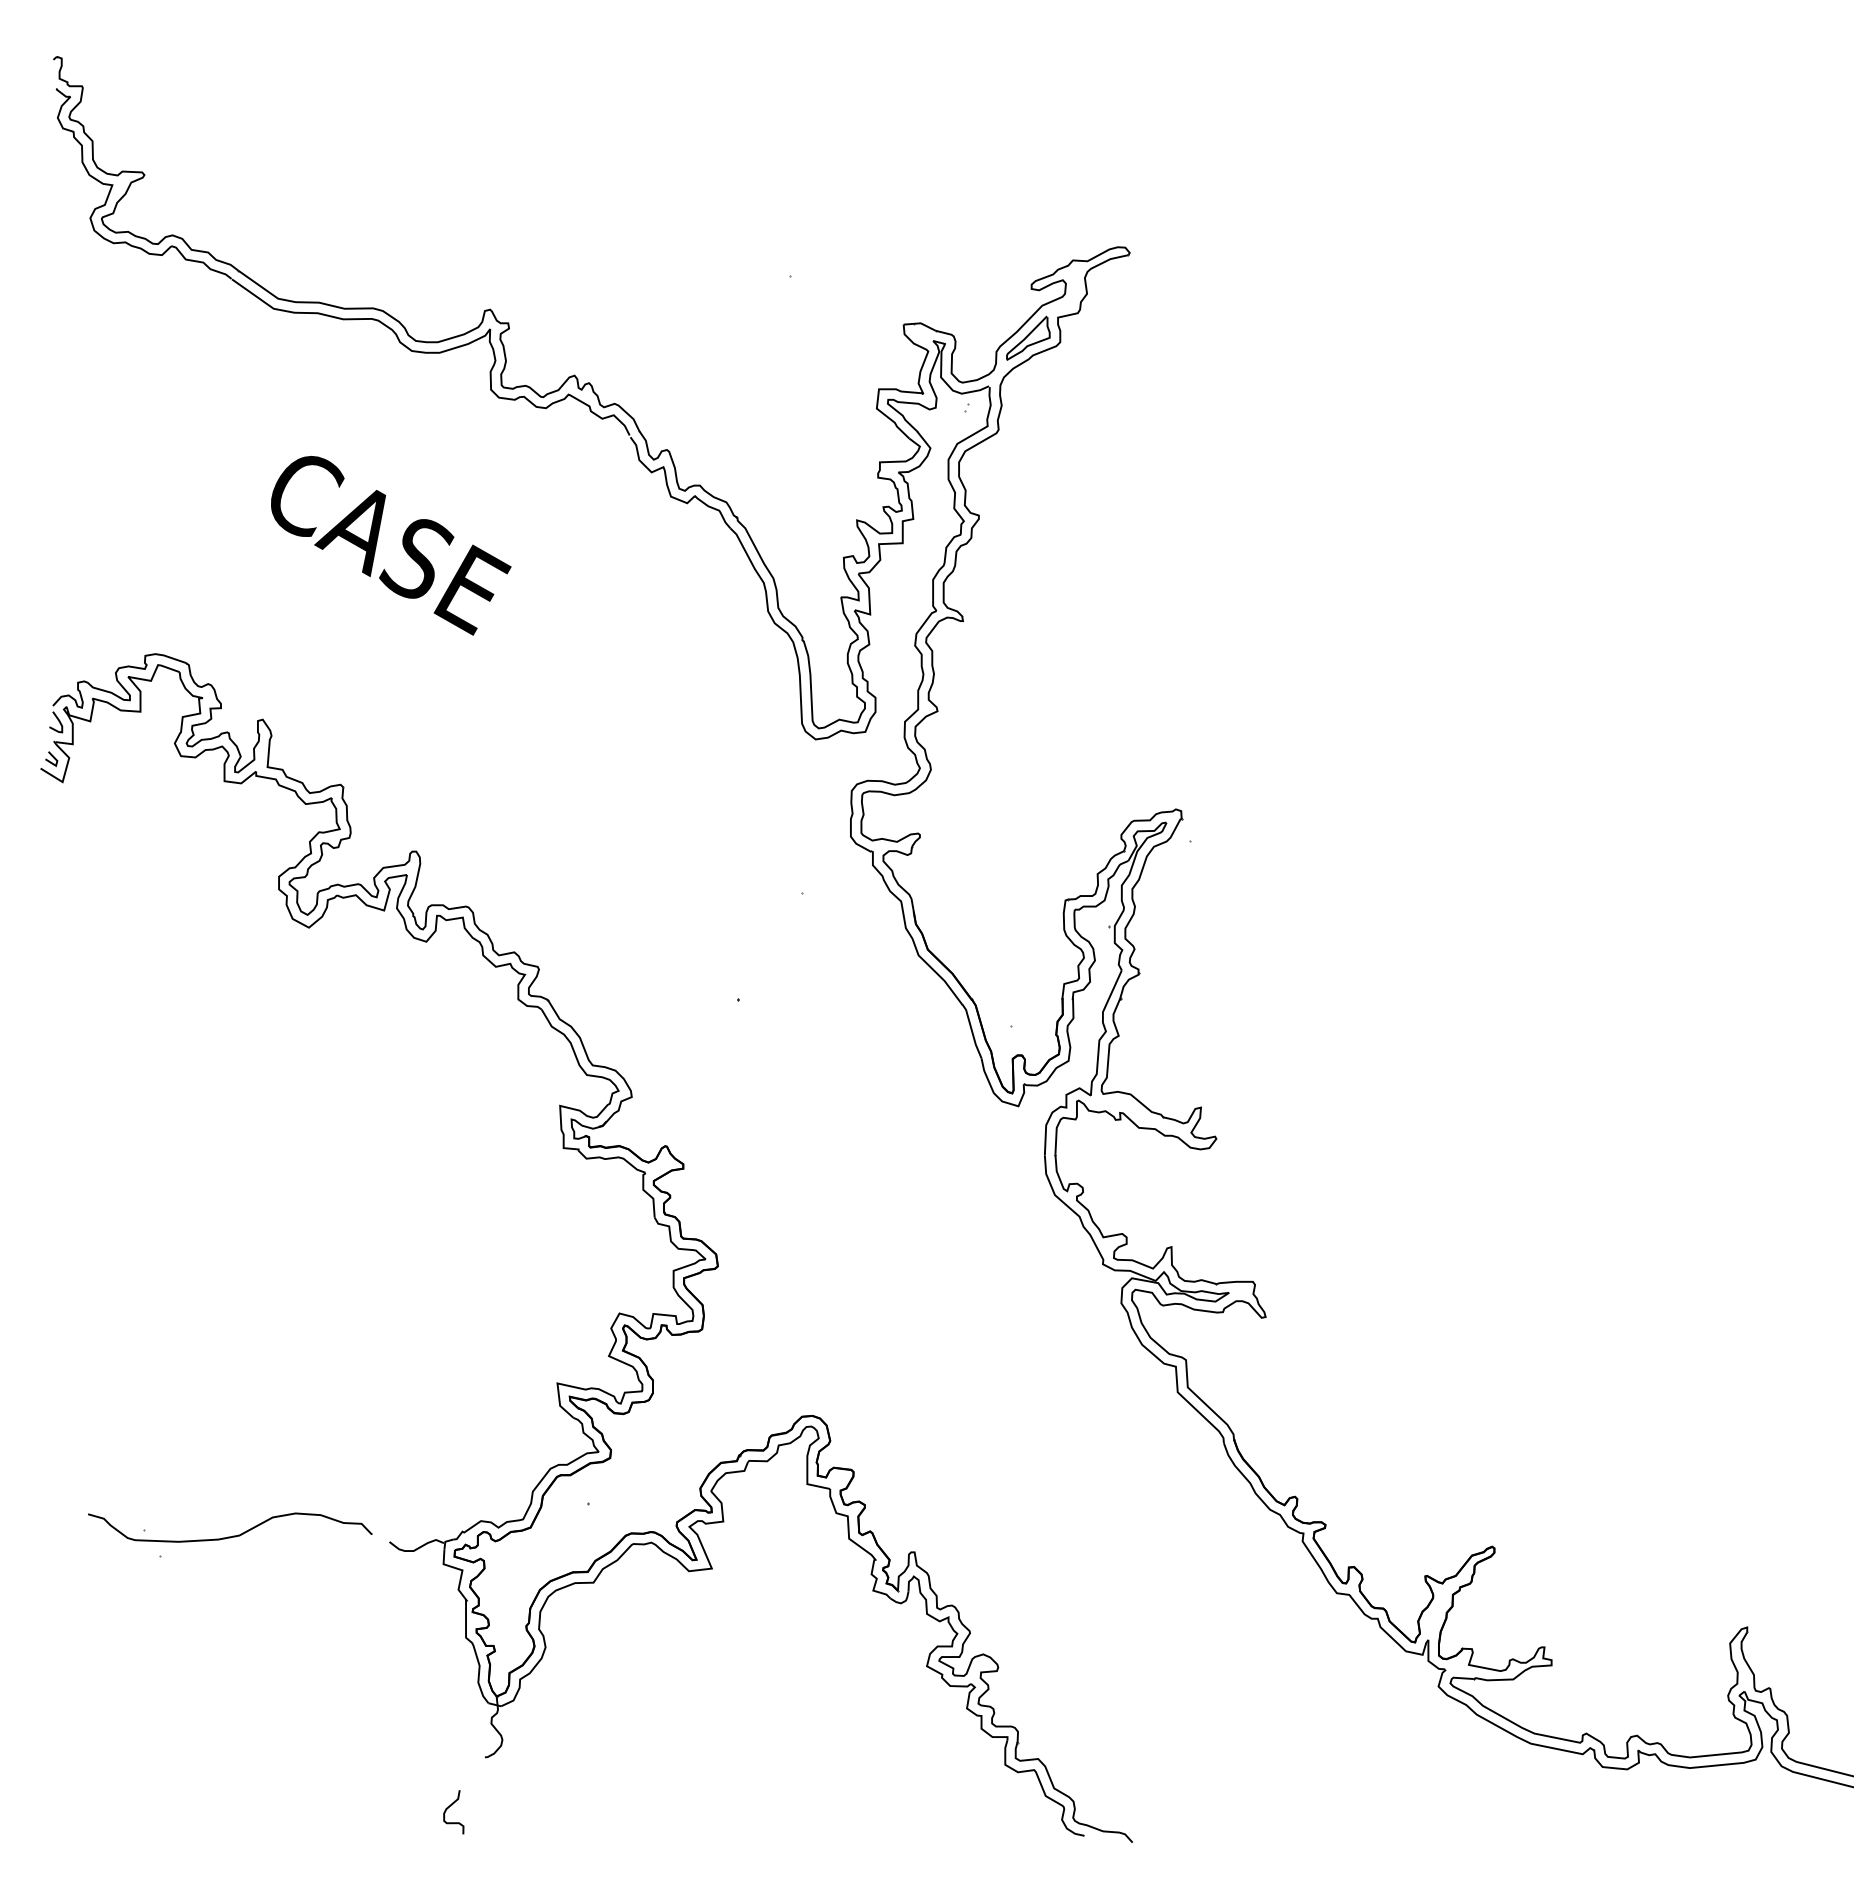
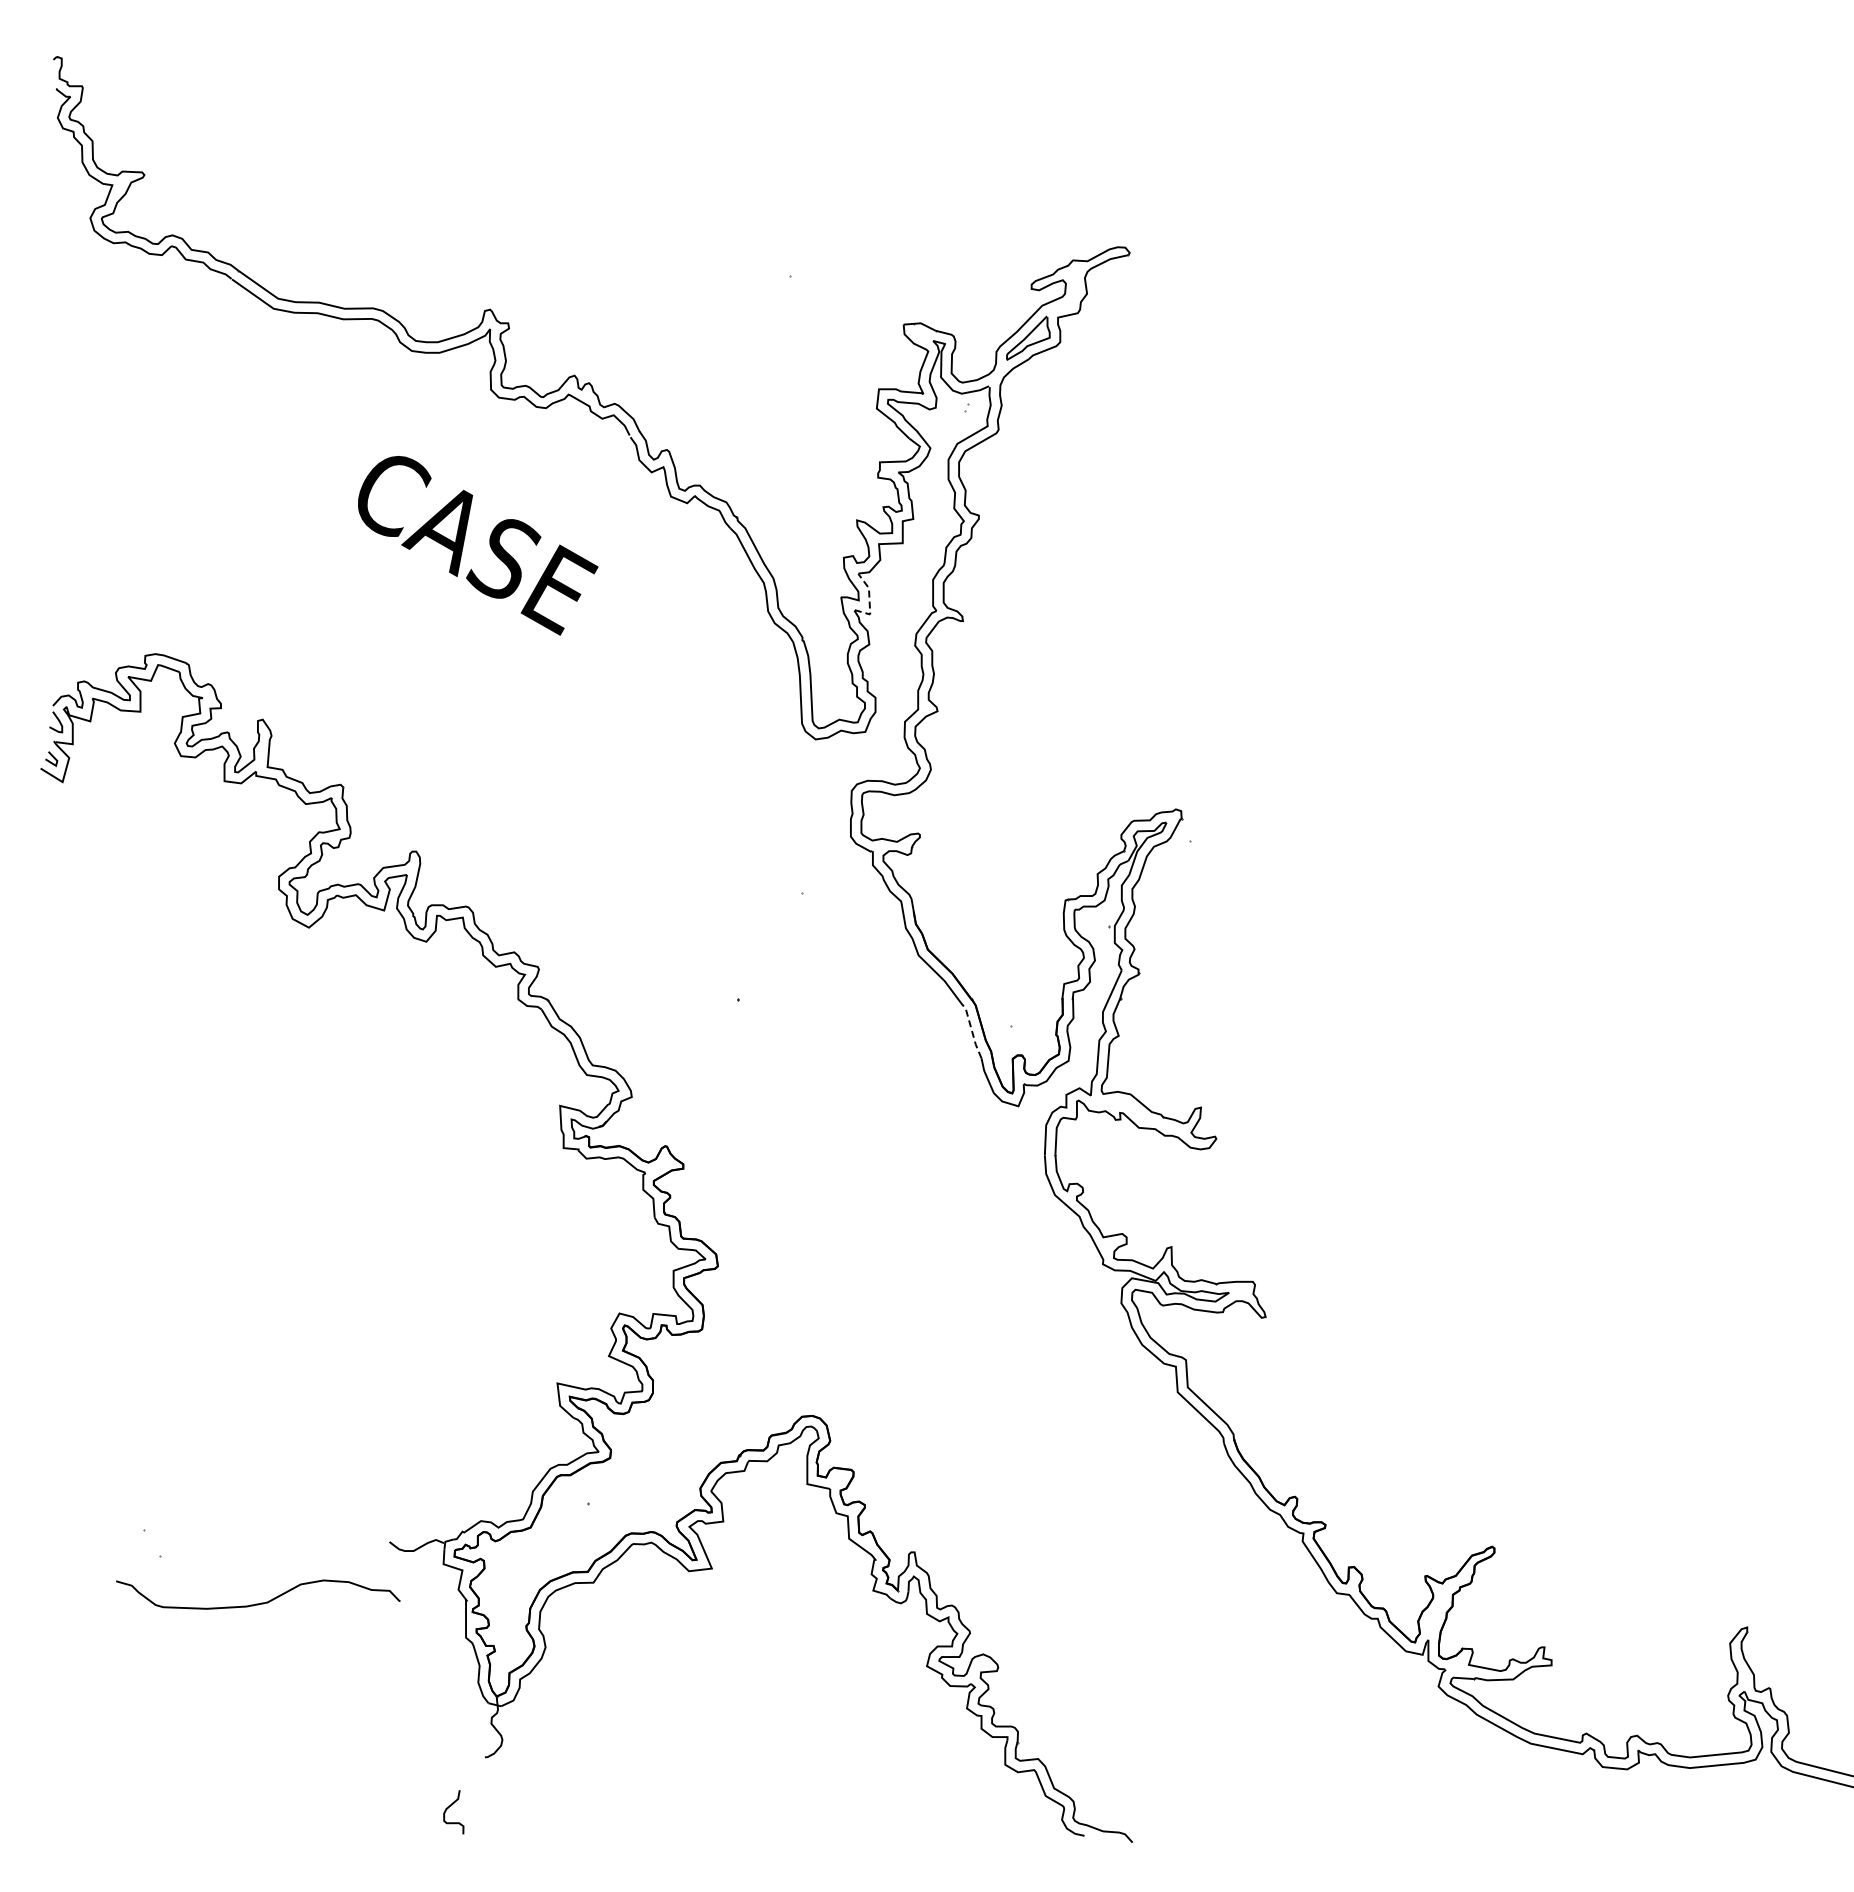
text position: (391, 545) -> (478, 545) (478, 545)
line: solid -> dashed (869, 600)
line: solid -> dashed (971, 1030)
curve position: (233, 1535) -> (261, 1602) (261, 1602)
